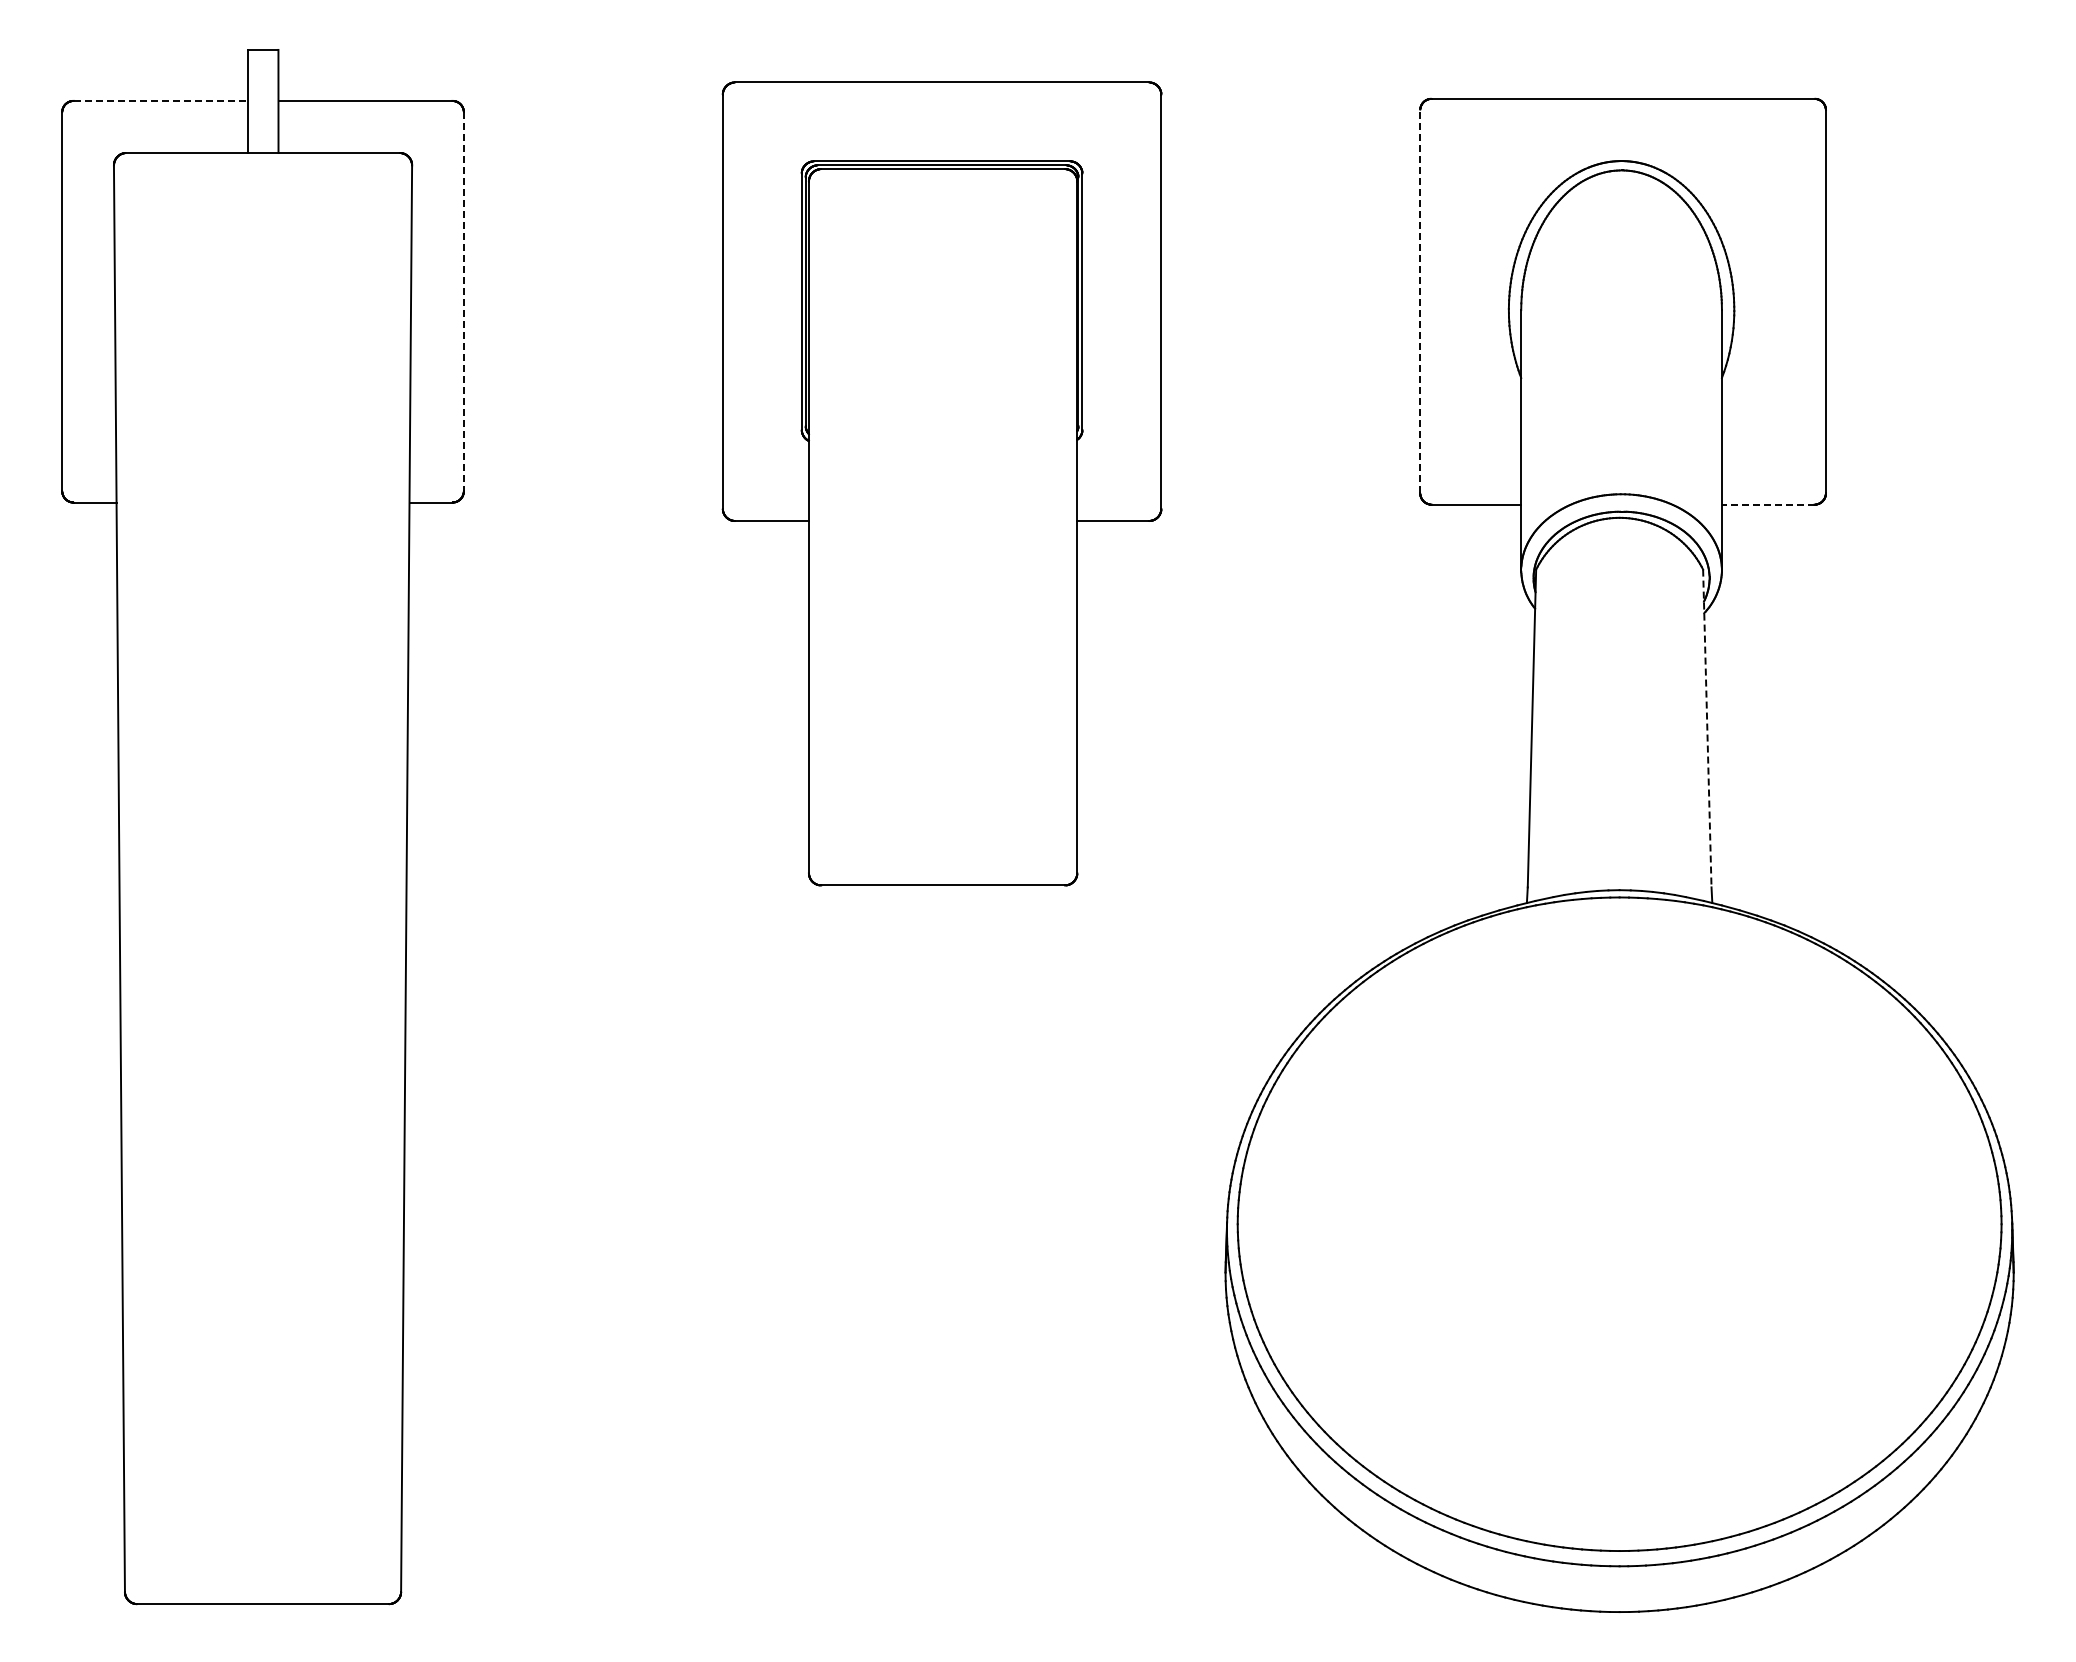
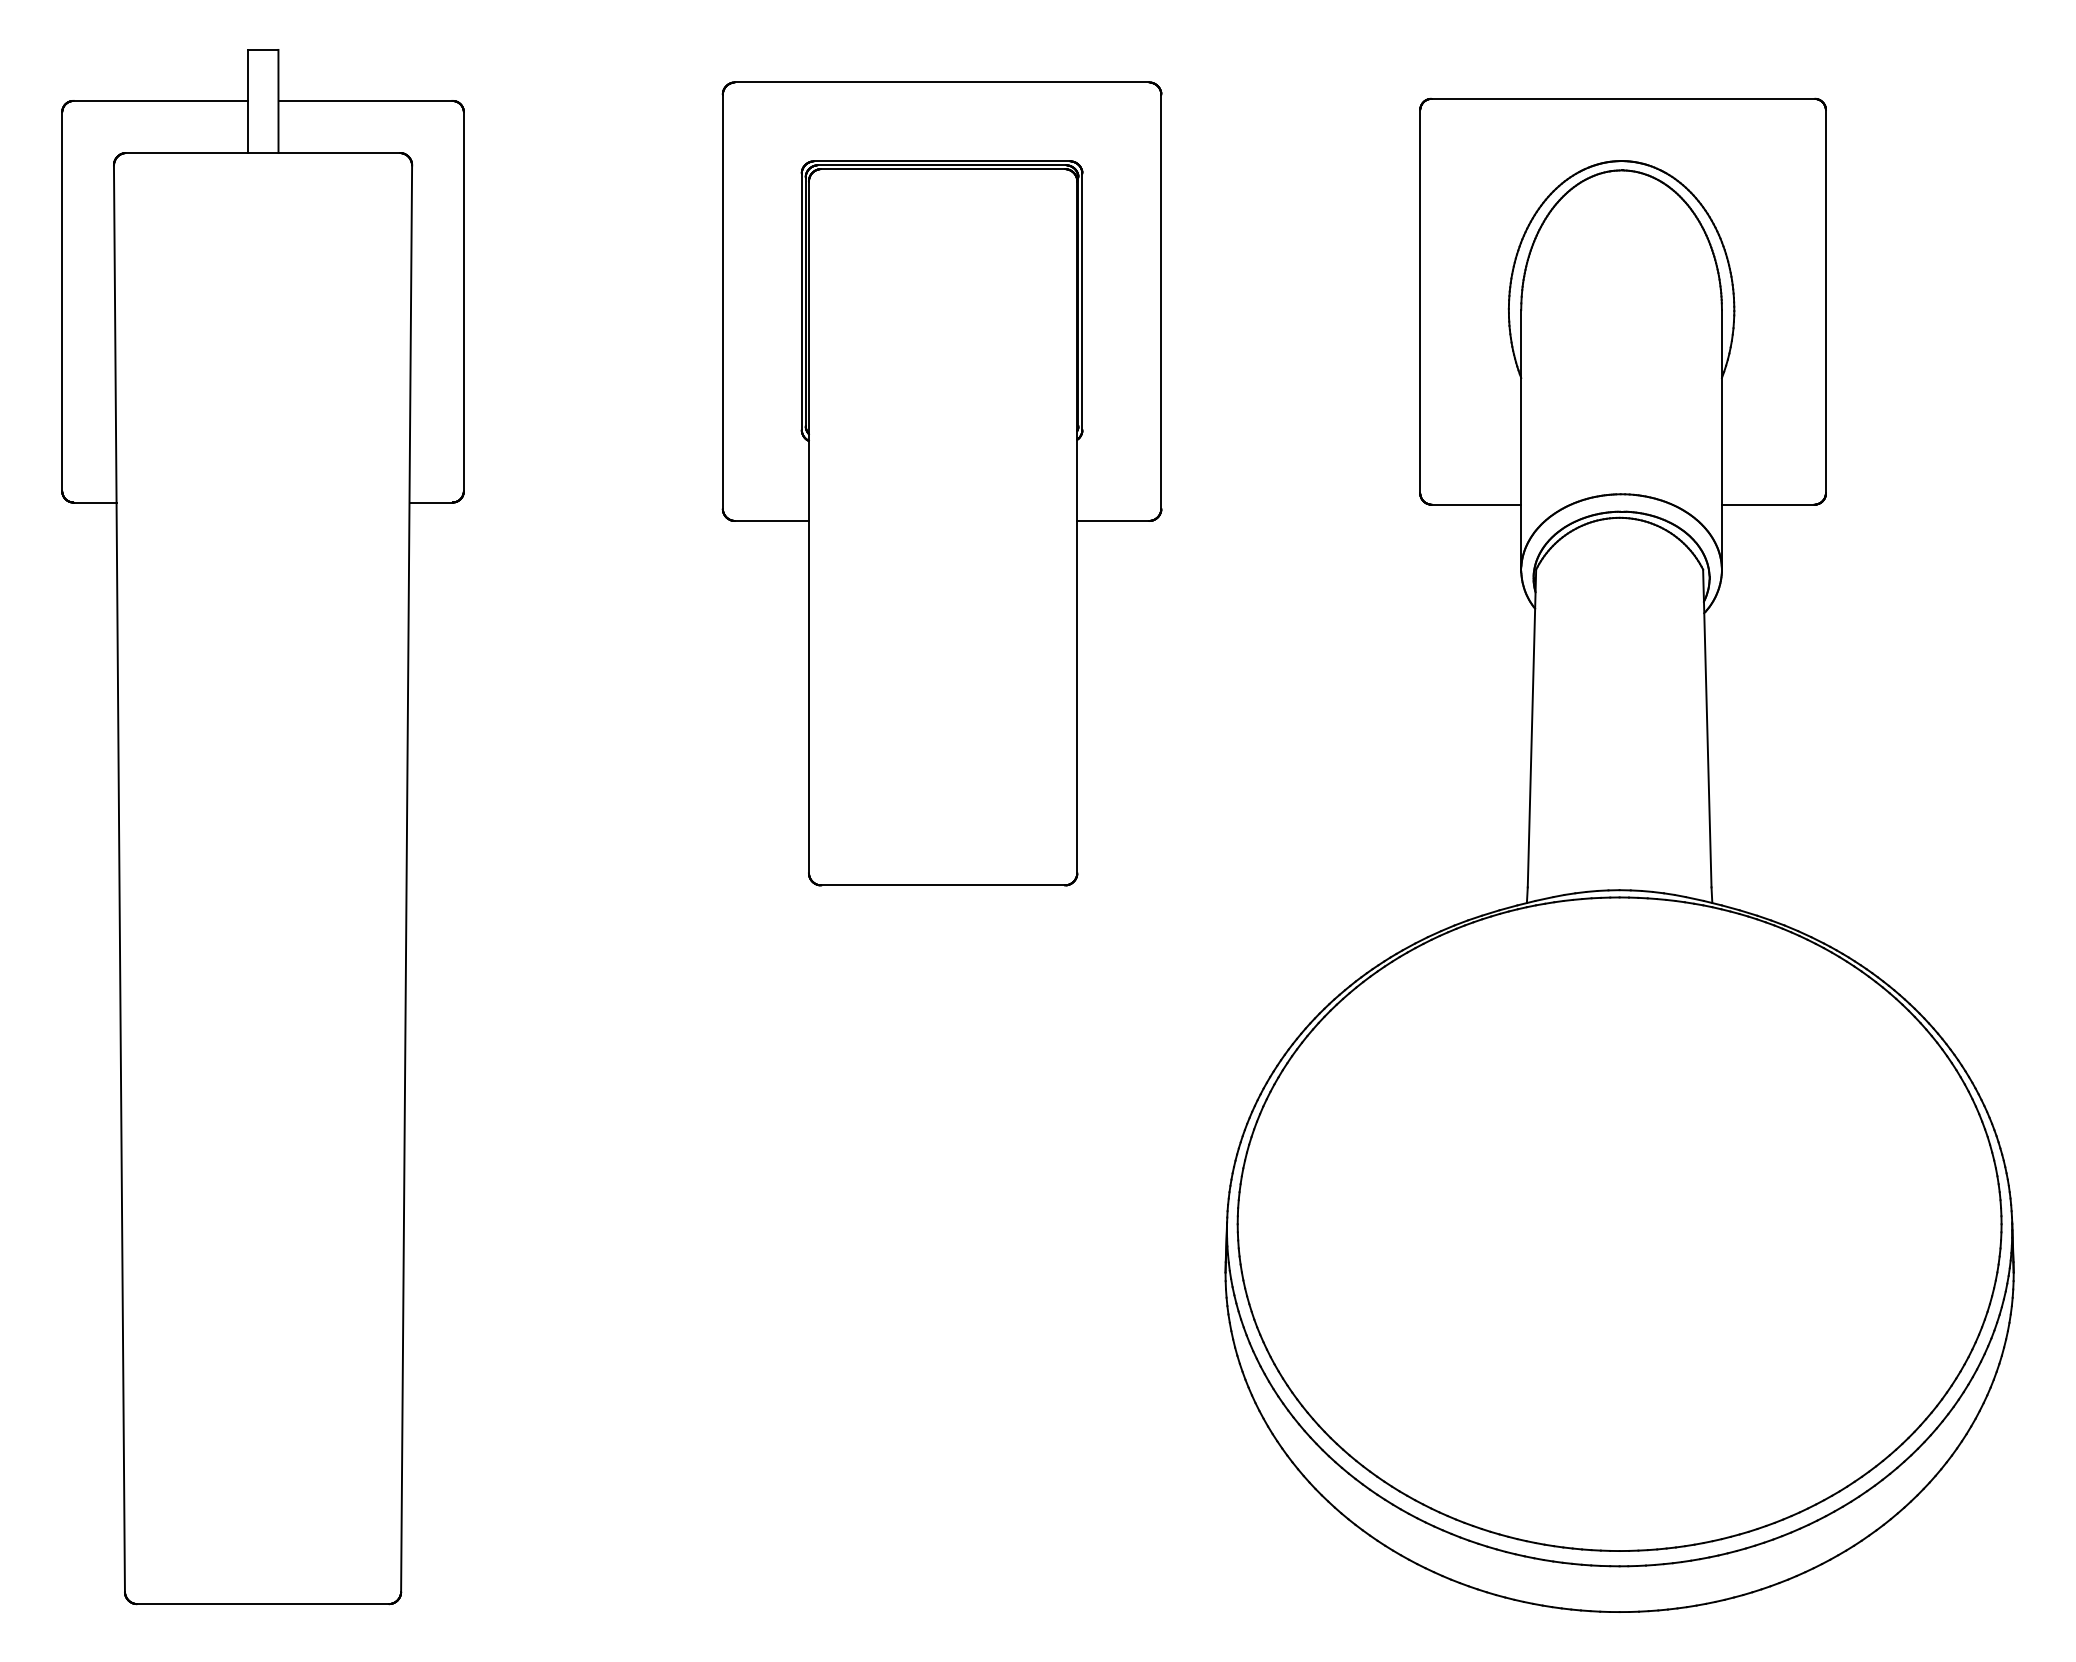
line: dashed -> solid (161, 100)
line: dashed -> solid (1420, 301)
line: dashed -> solid (463, 302)
line: dashed -> solid (1767, 504)
line: dashed -> solid (1707, 728)
